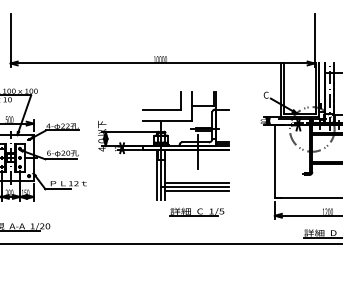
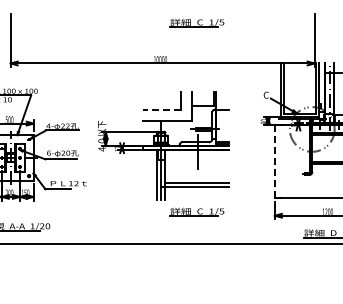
part: none -> present (196, 22)
line: solid -> dashed (161, 110)
line: solid -> dashed (274, 161)
line: present -> none (196, 190)
